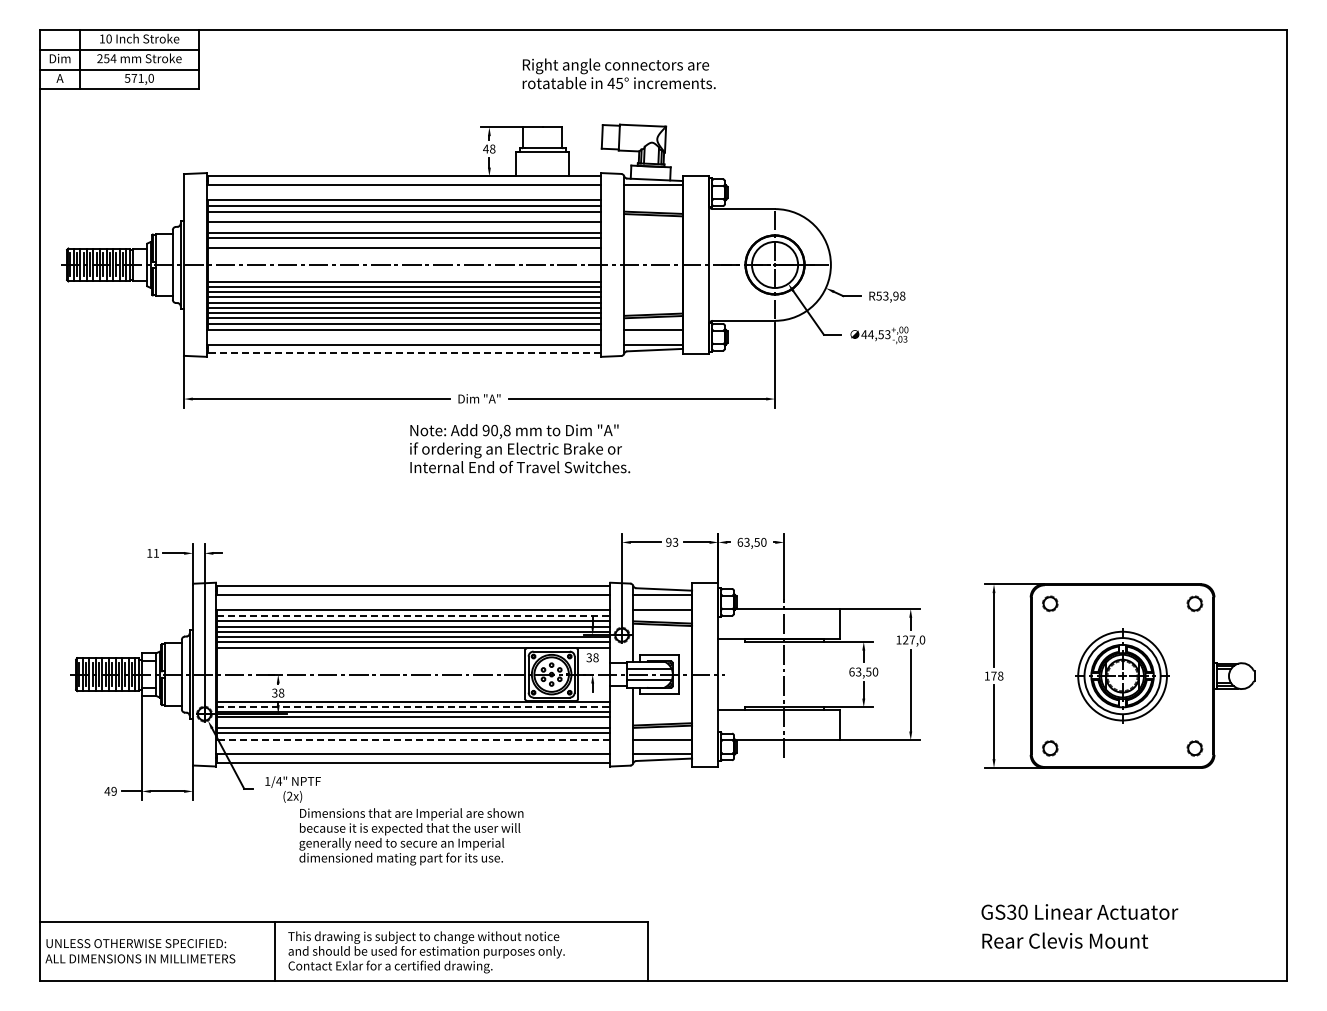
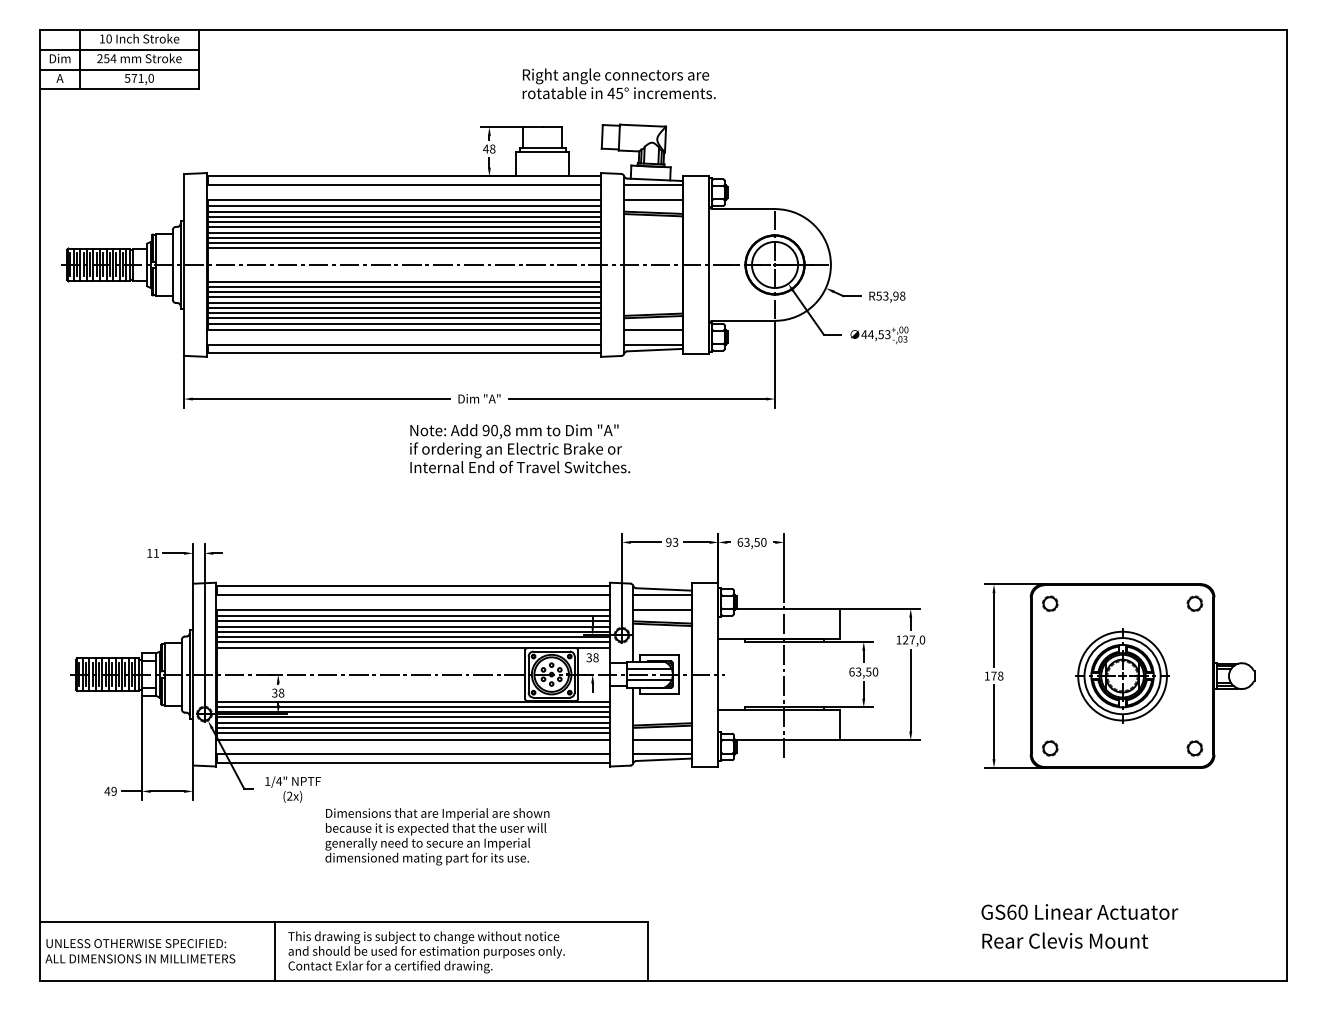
text position: (618, 73) -> (618, 83) (618, 83)
line: none -> present (653, 200)
line: none -> present (404, 216)
line: none -> present (404, 227)
line: none -> present (404, 243)
line: dashed -> solid (404, 353)
line: dashed -> solid (413, 615)
line: dashed -> solid (413, 706)
line: none -> present (413, 722)
line: dashed -> solid (412, 739)
text position: (411, 836) -> (437, 836) (437, 836)
text: GS30 -> GS60 (1011, 911)
